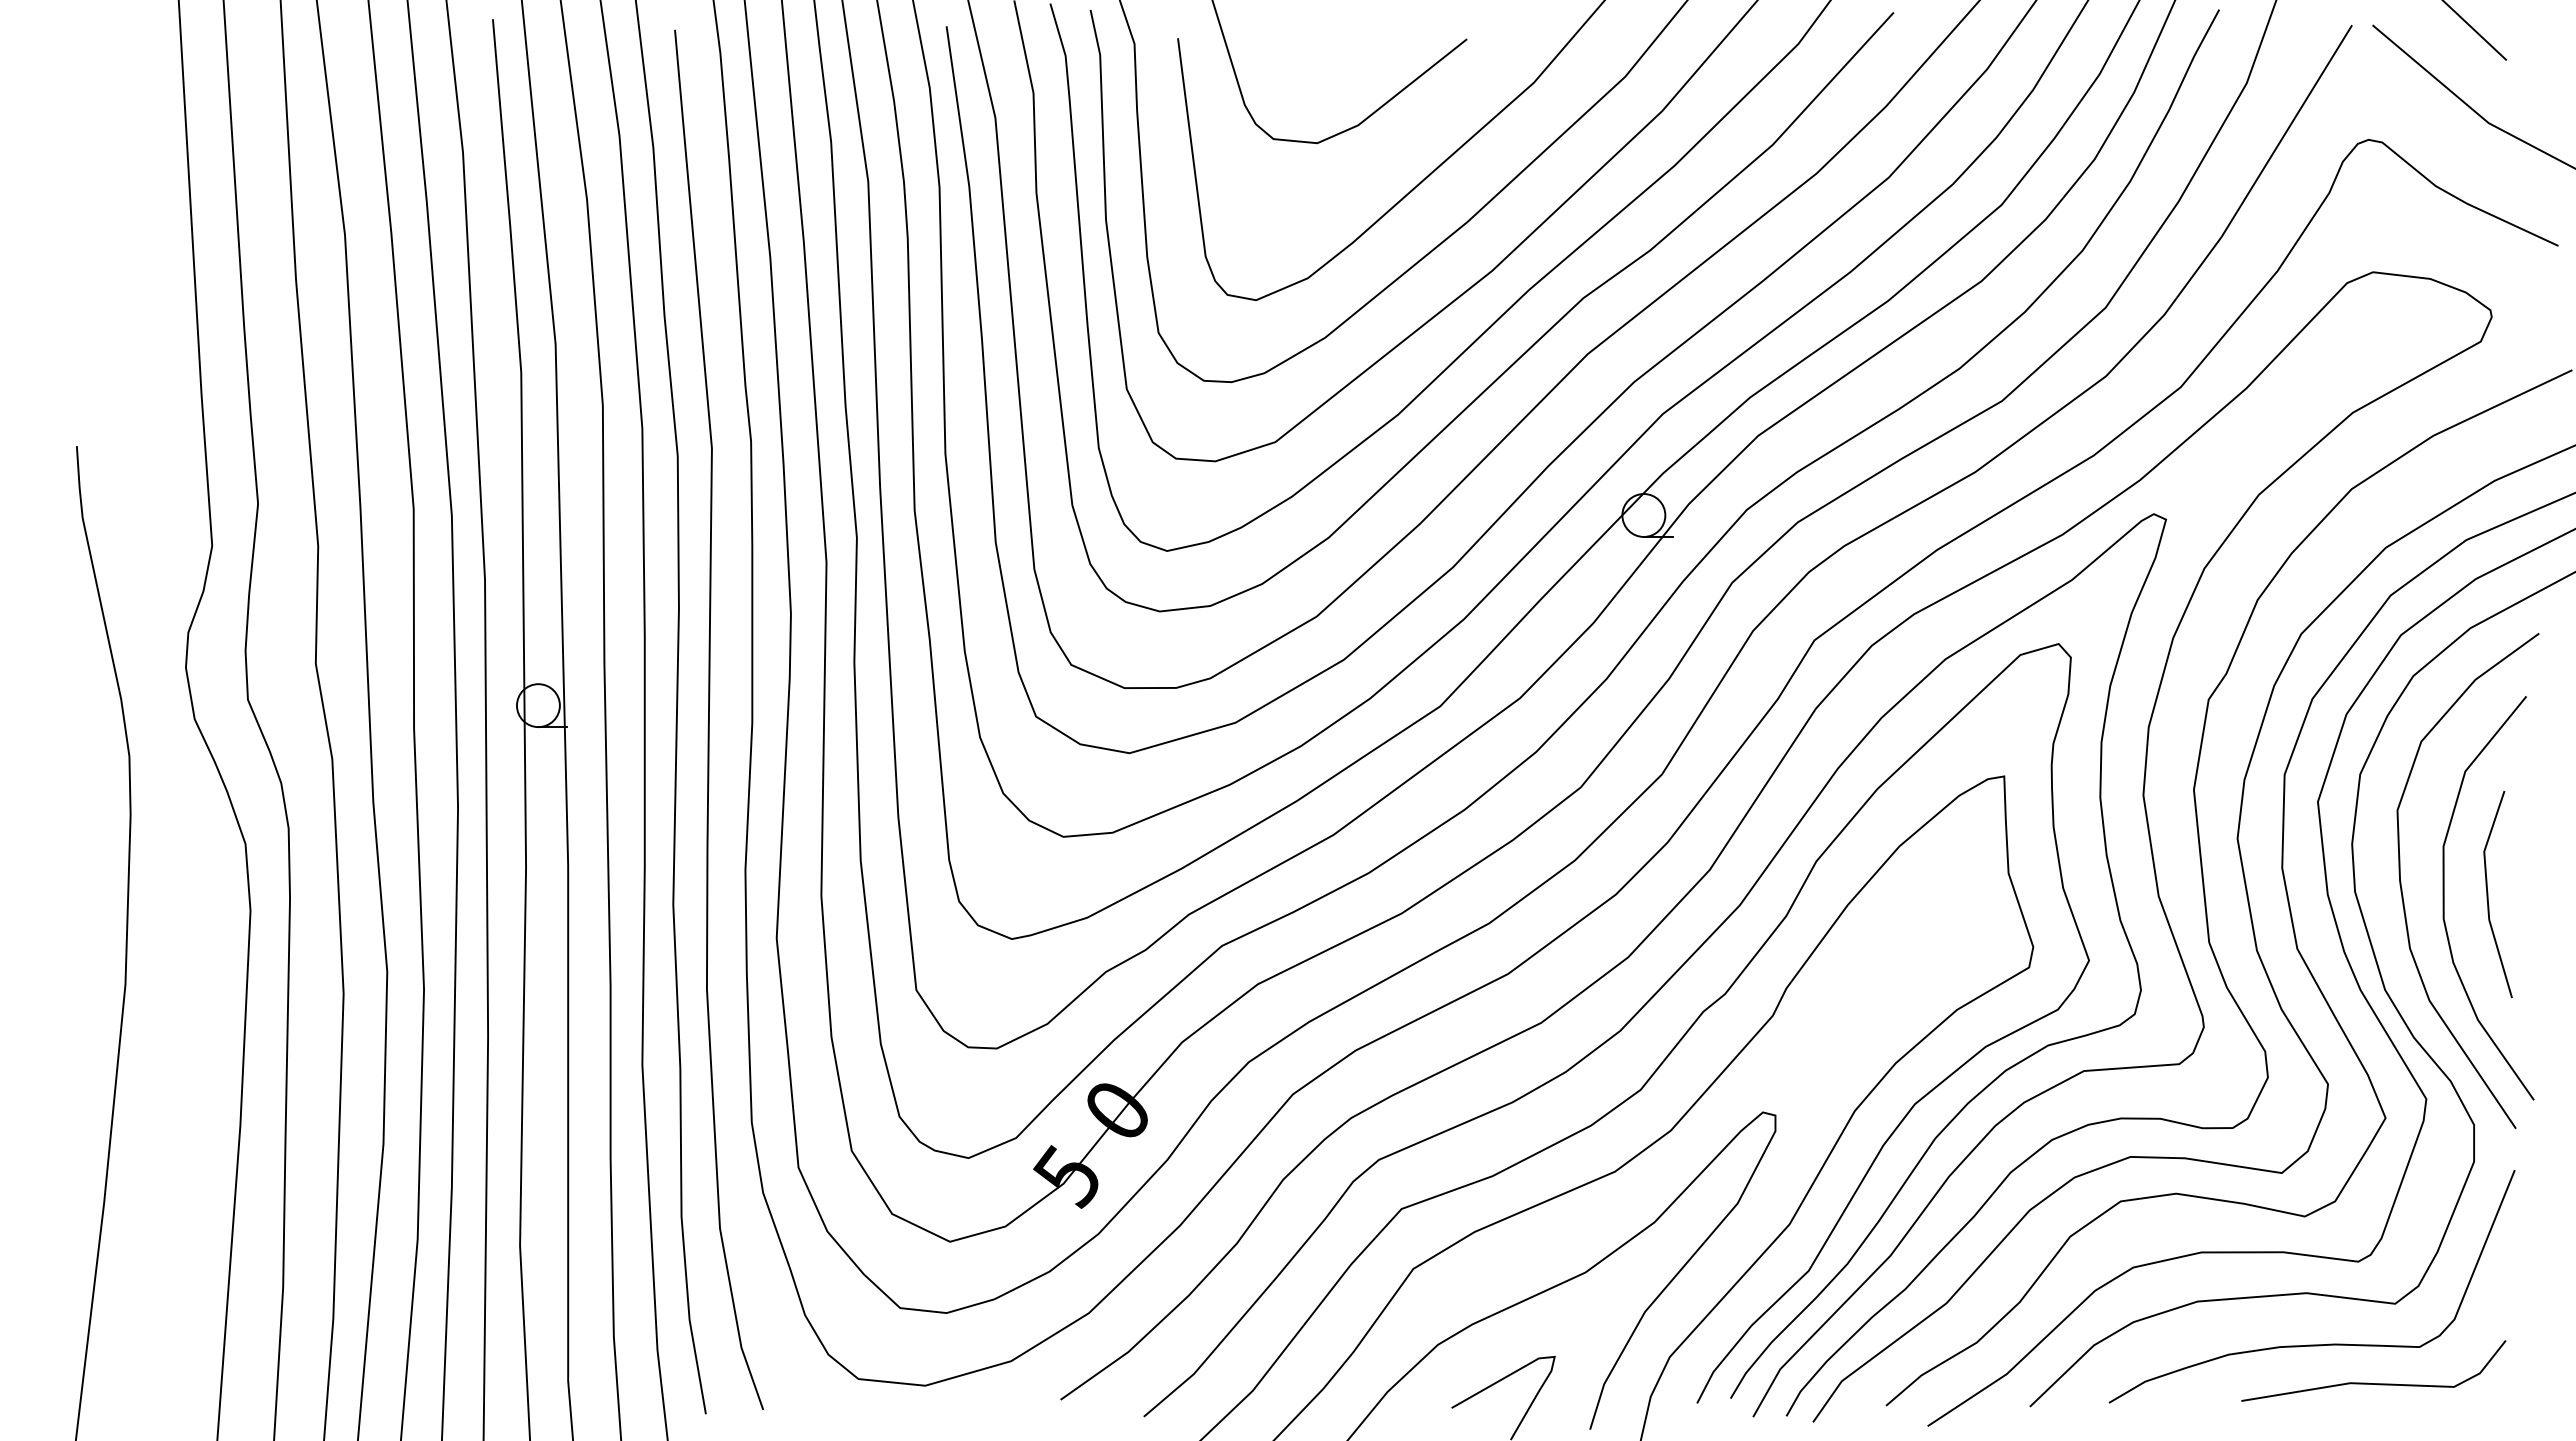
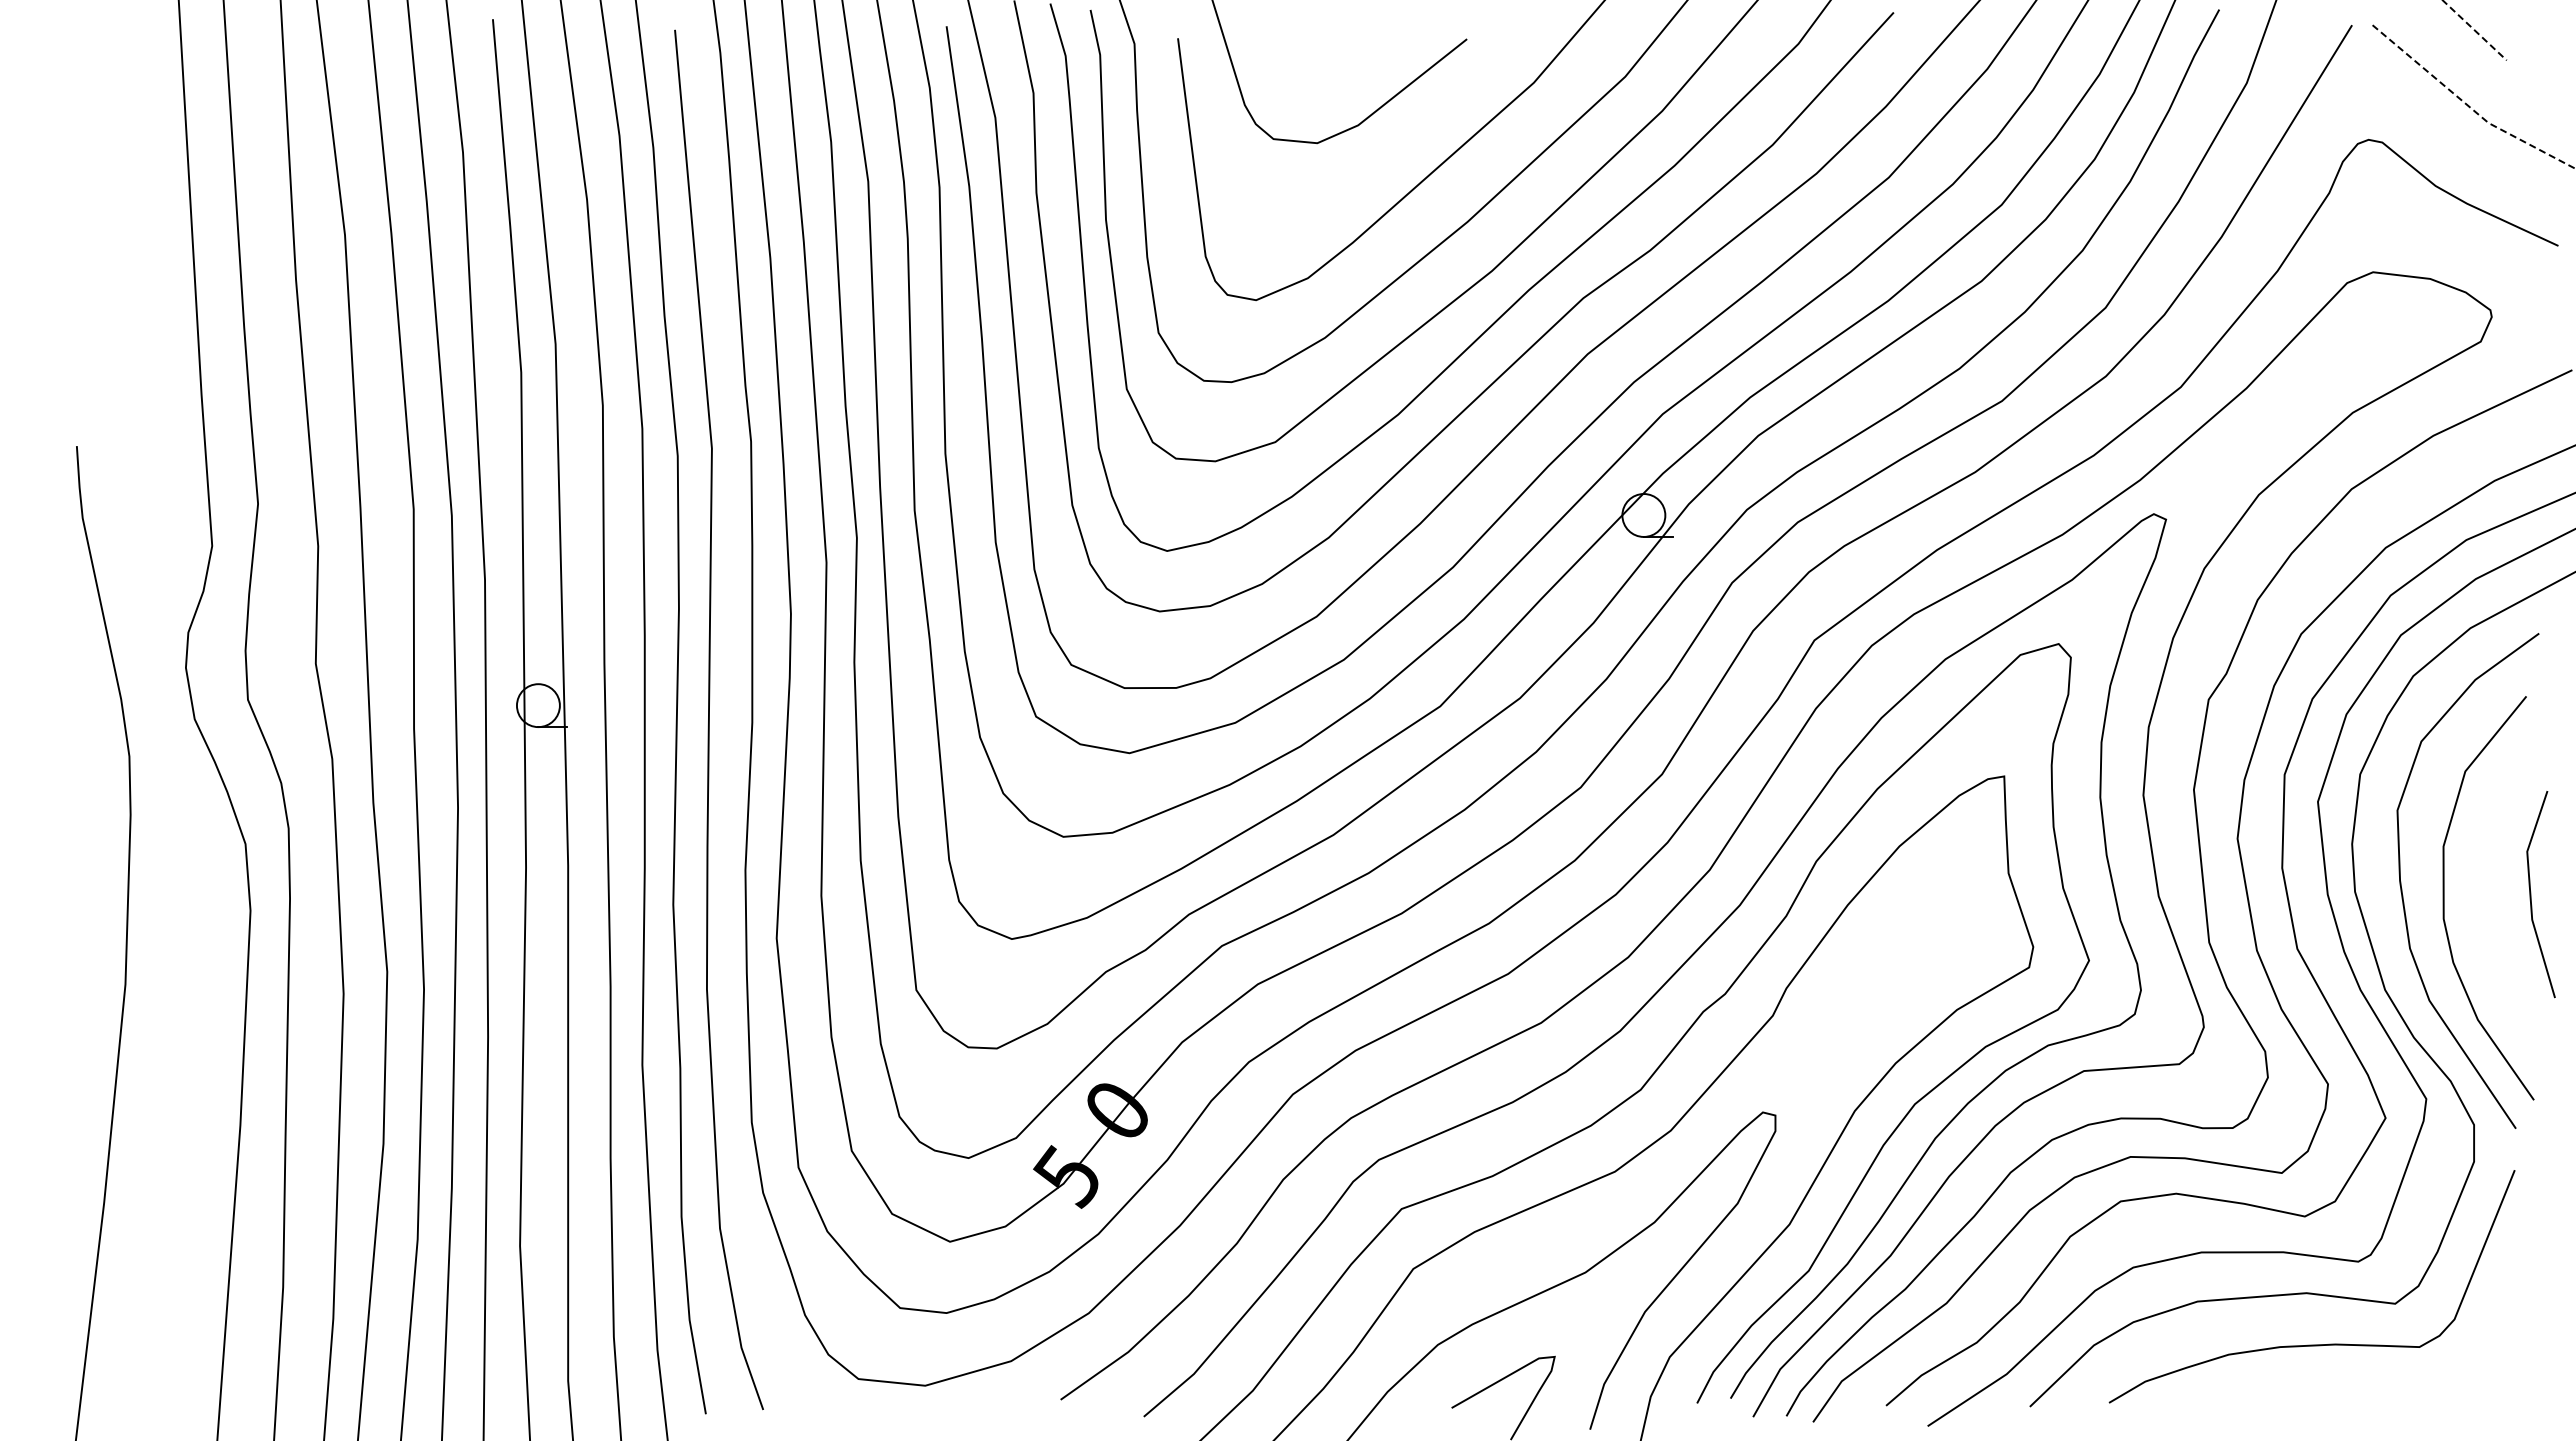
line: solid -> dashed (2474, 30)
line: solid -> dashed (2468, 106)
line position: (2488, 894) -> (2531, 894) (2531, 894)
line: present -> none (2368, 1382)
